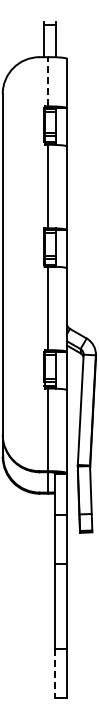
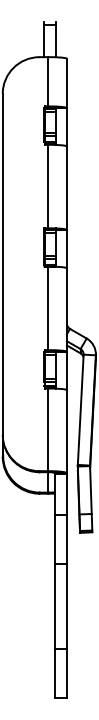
line: dashed -> solid (47, 81)
line: dashed -> solid (54, 674)
